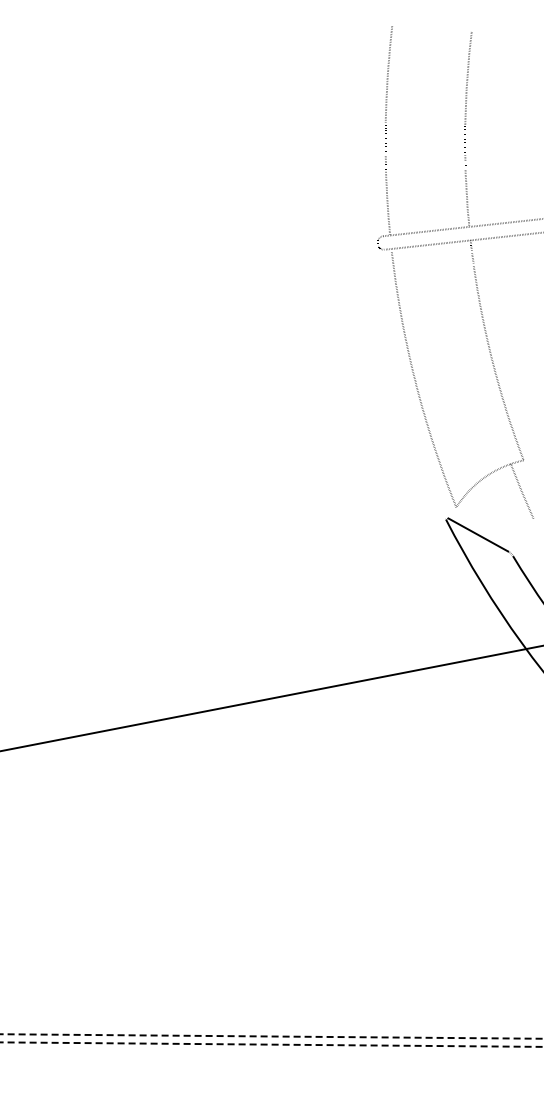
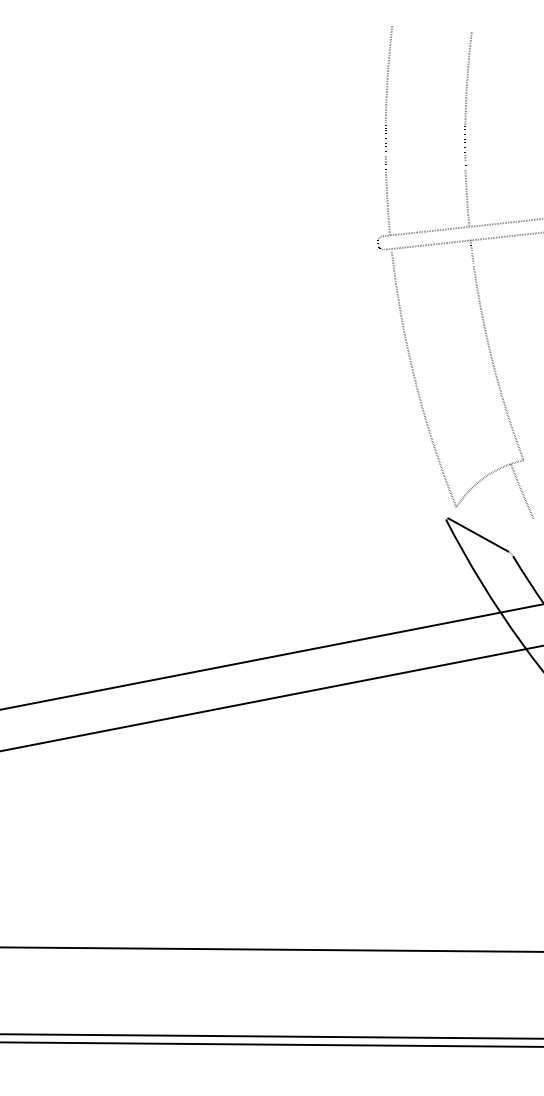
line: none -> present (271, 656)
line: none -> present (271, 949)
line: dashed -> solid (272, 1036)
line: dashed -> solid (272, 1044)
